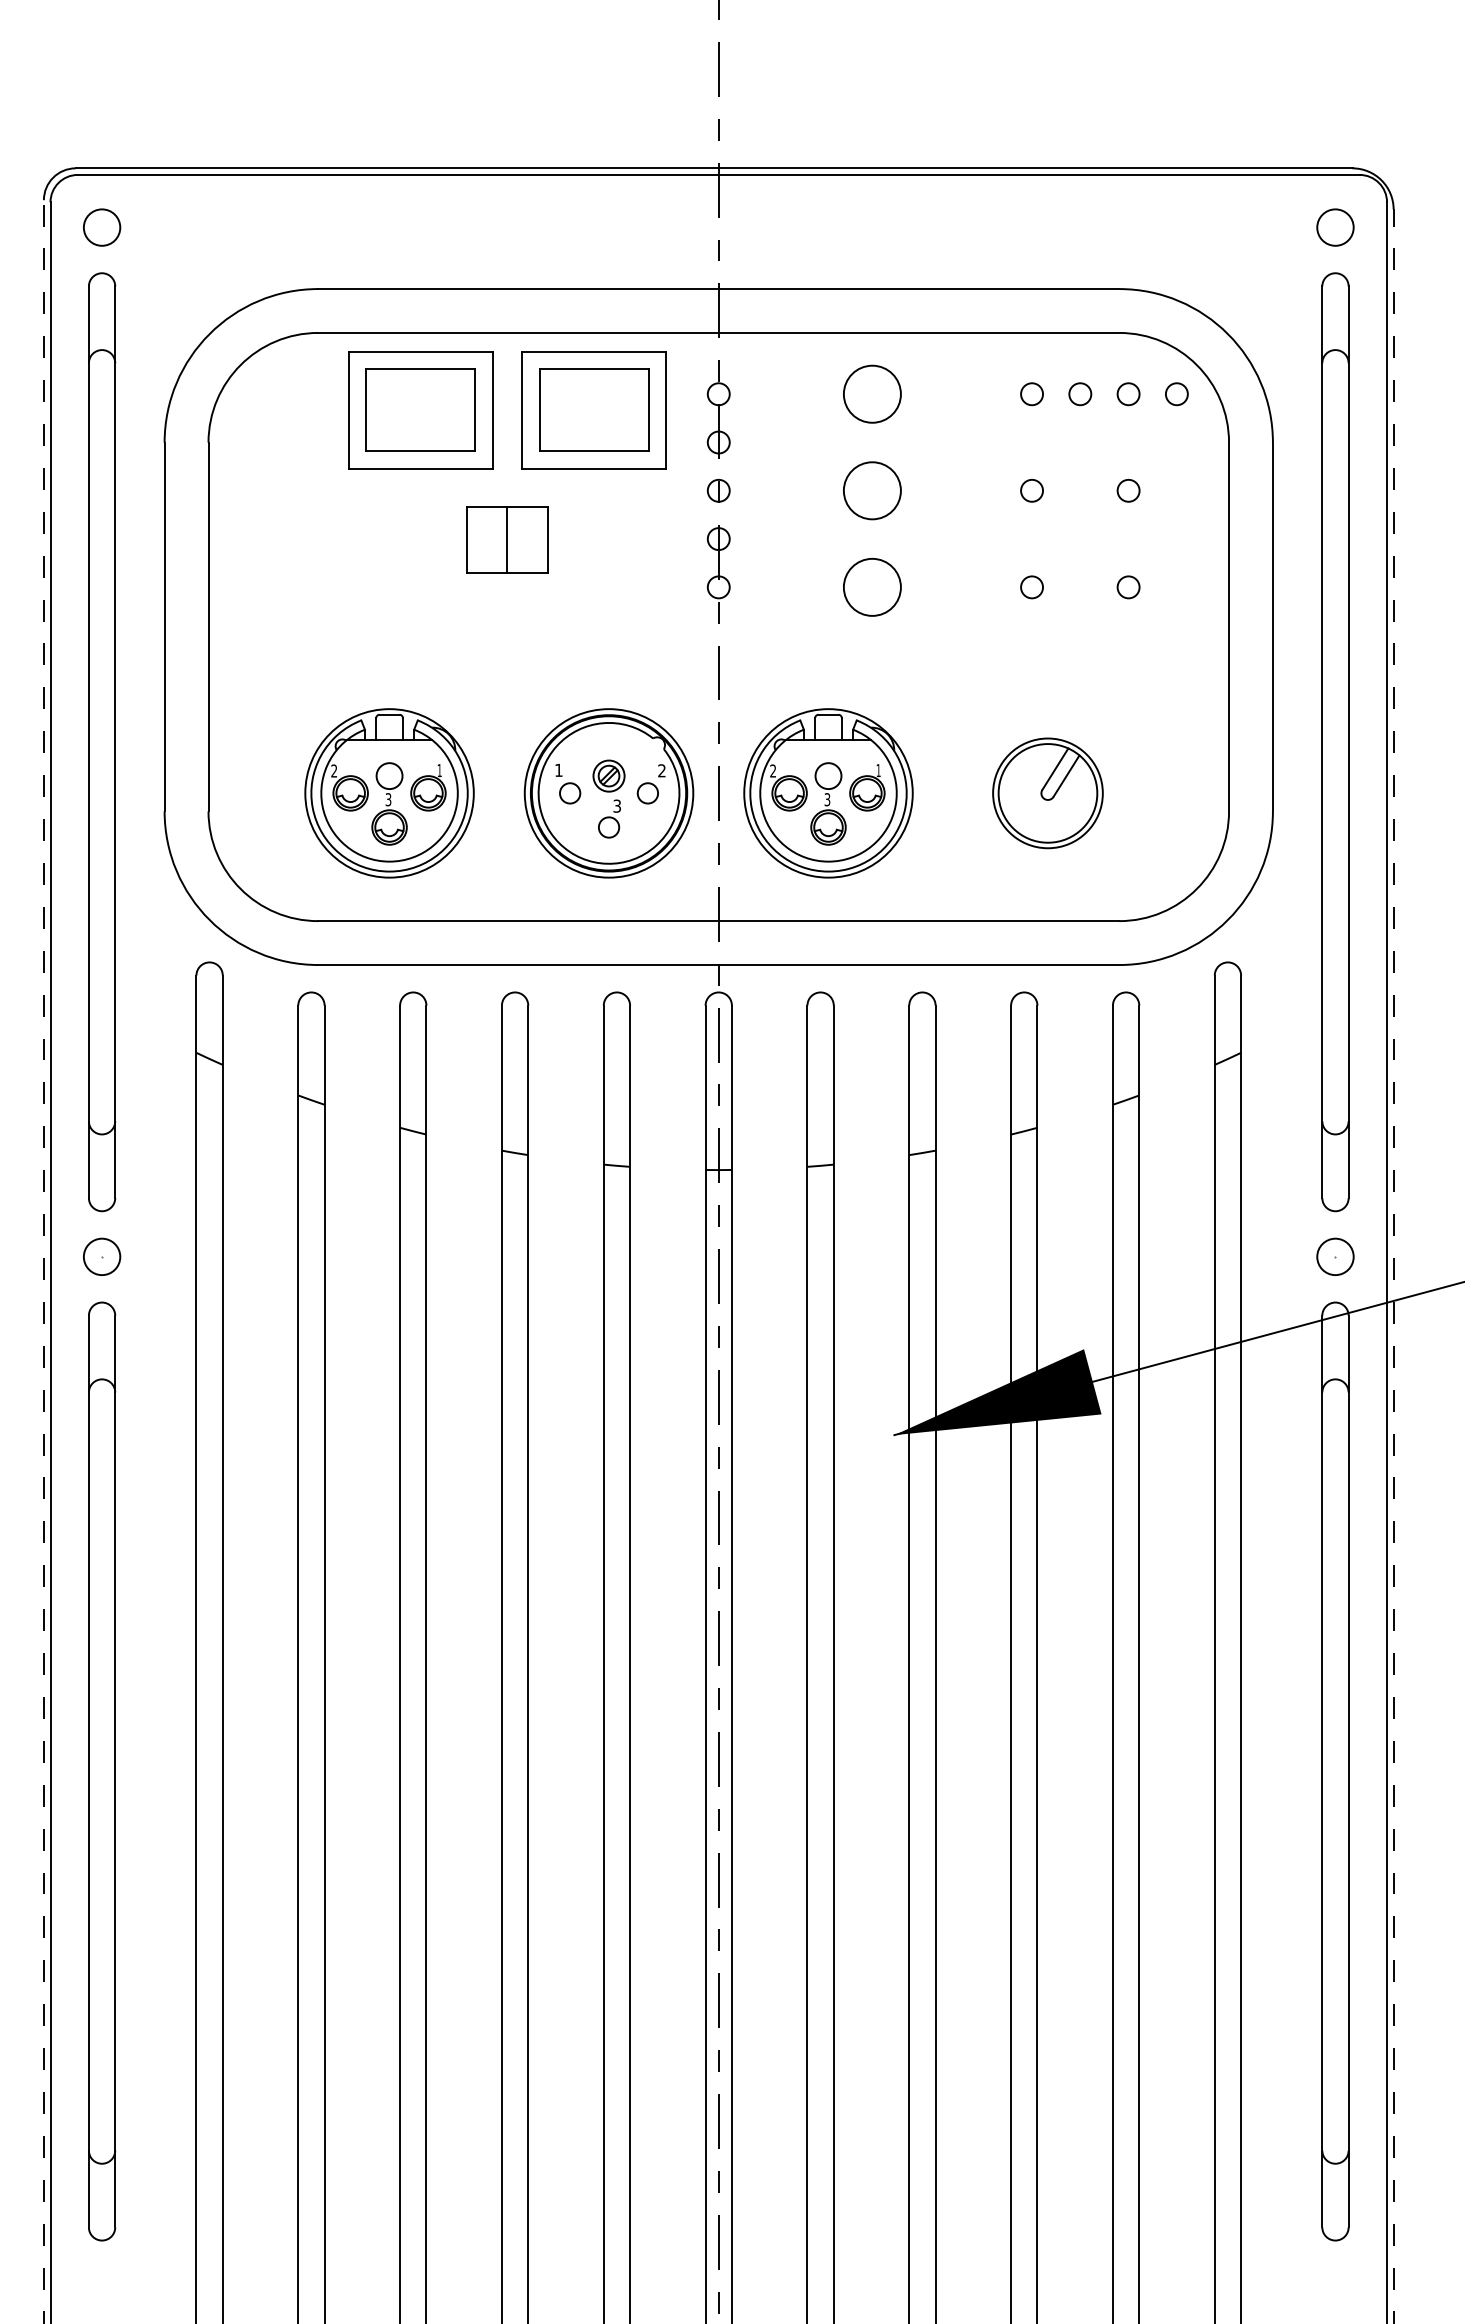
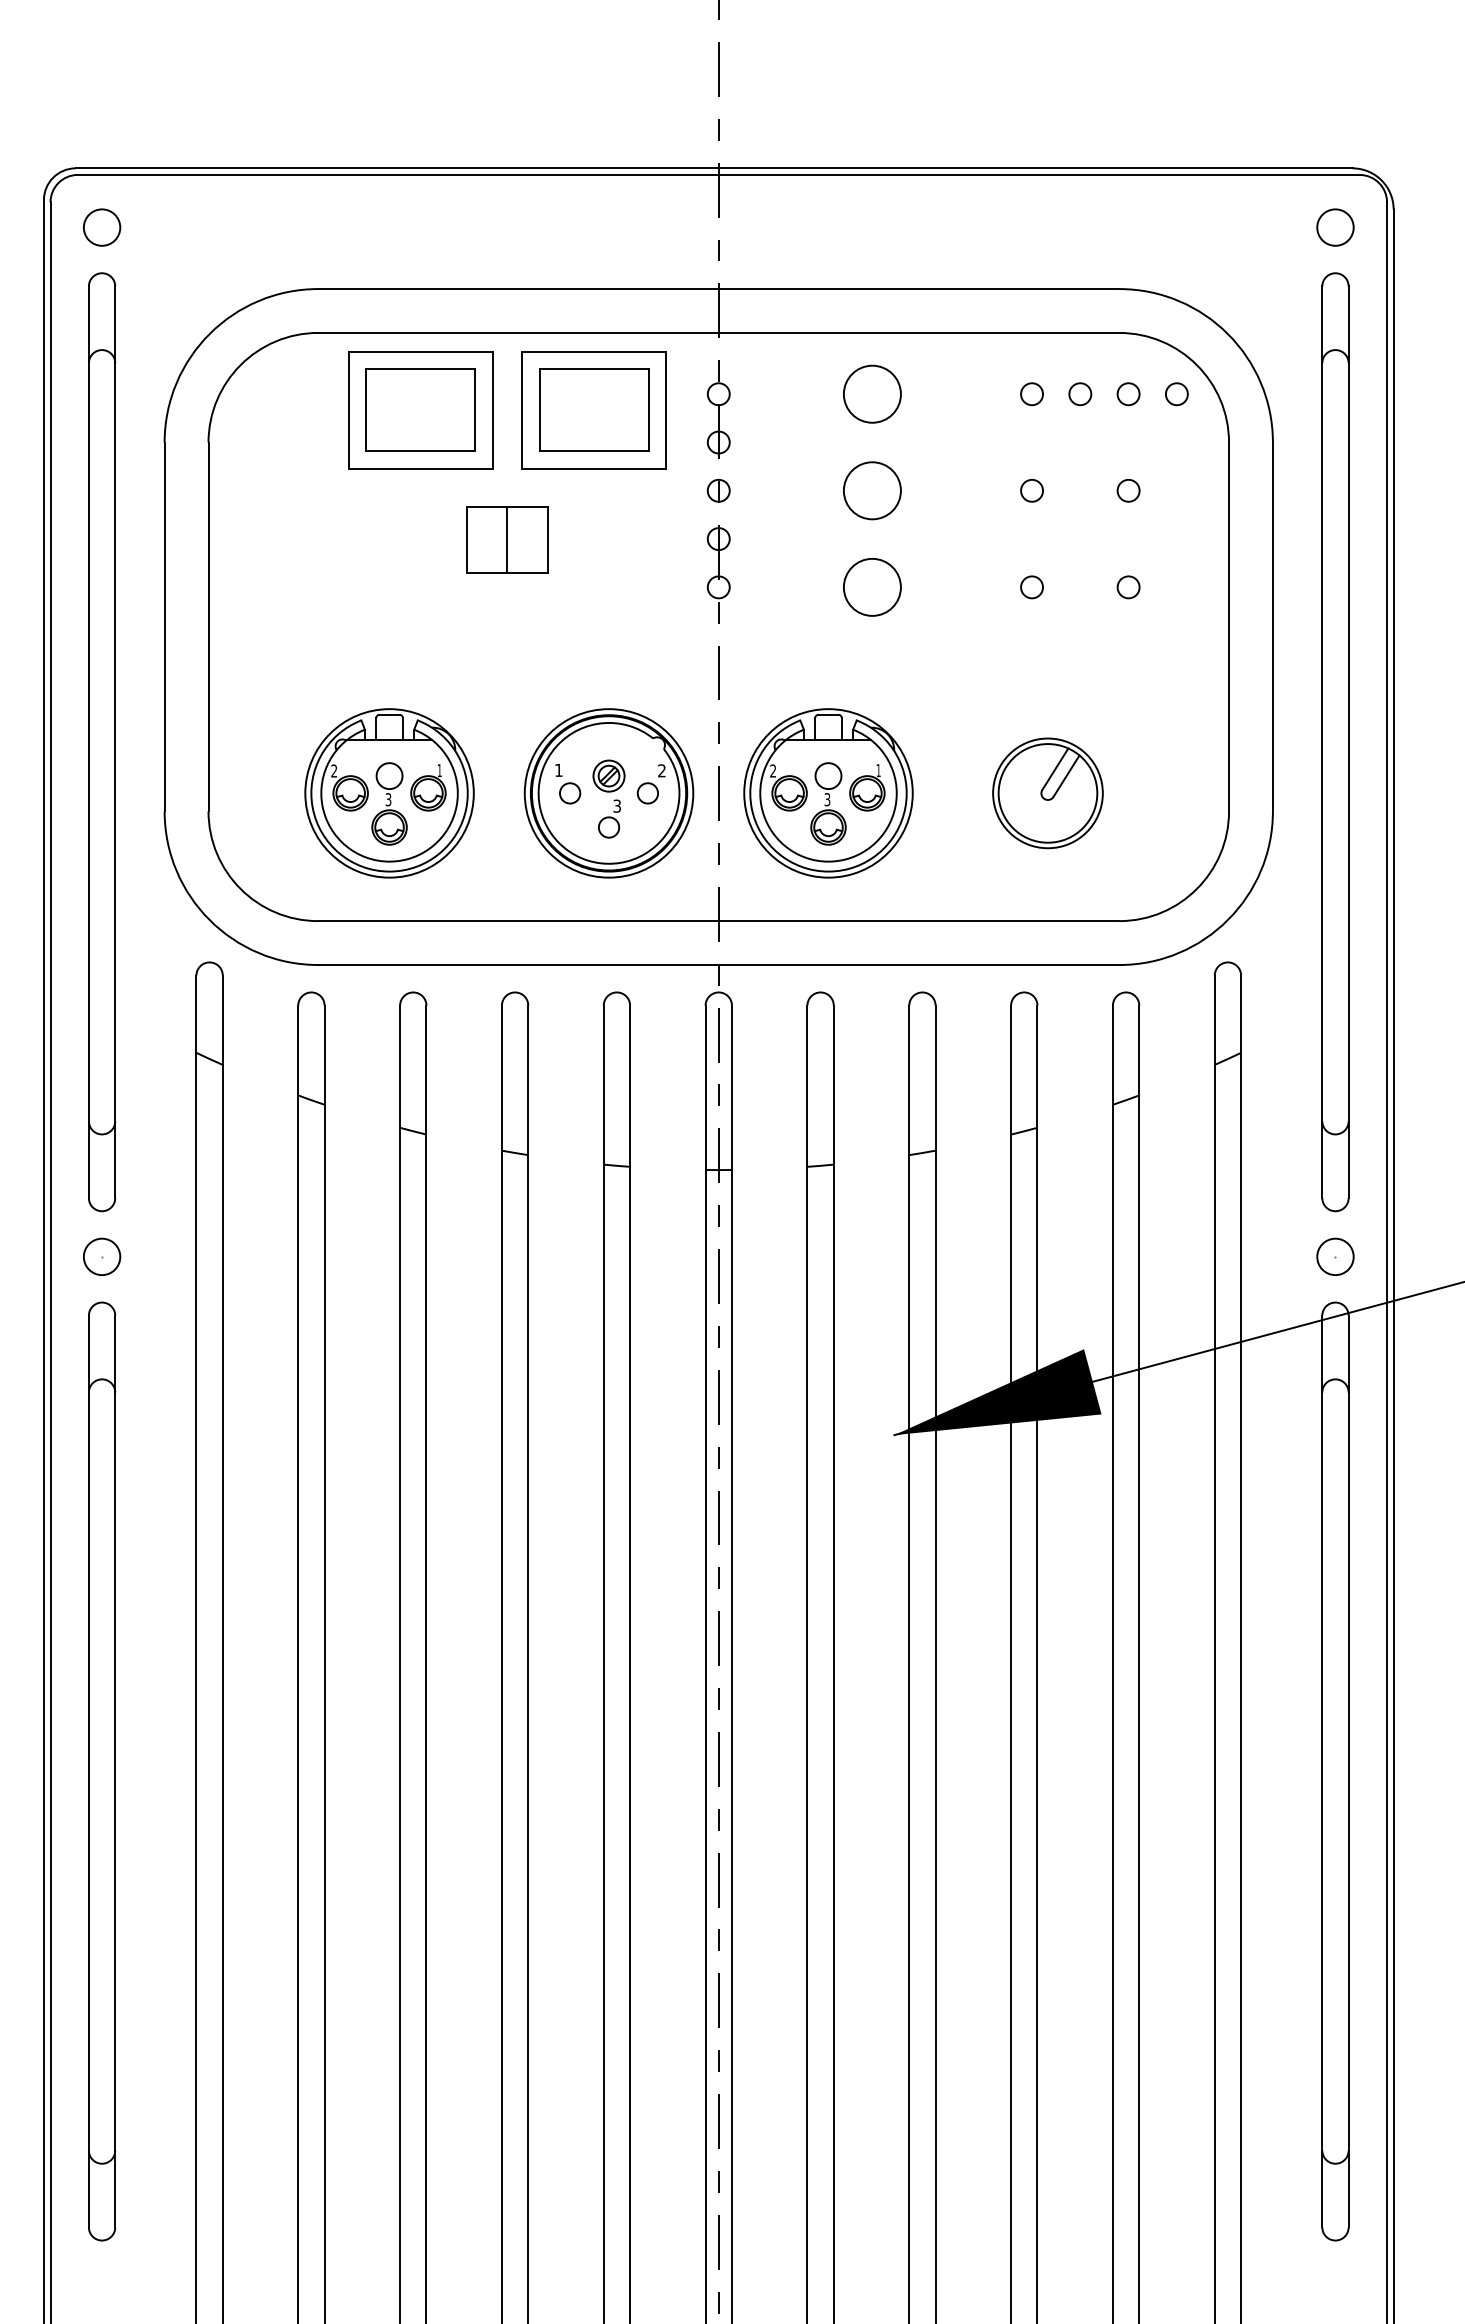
line: dashed -> solid (43, 1261)
line: dashed -> solid (1393, 1266)
